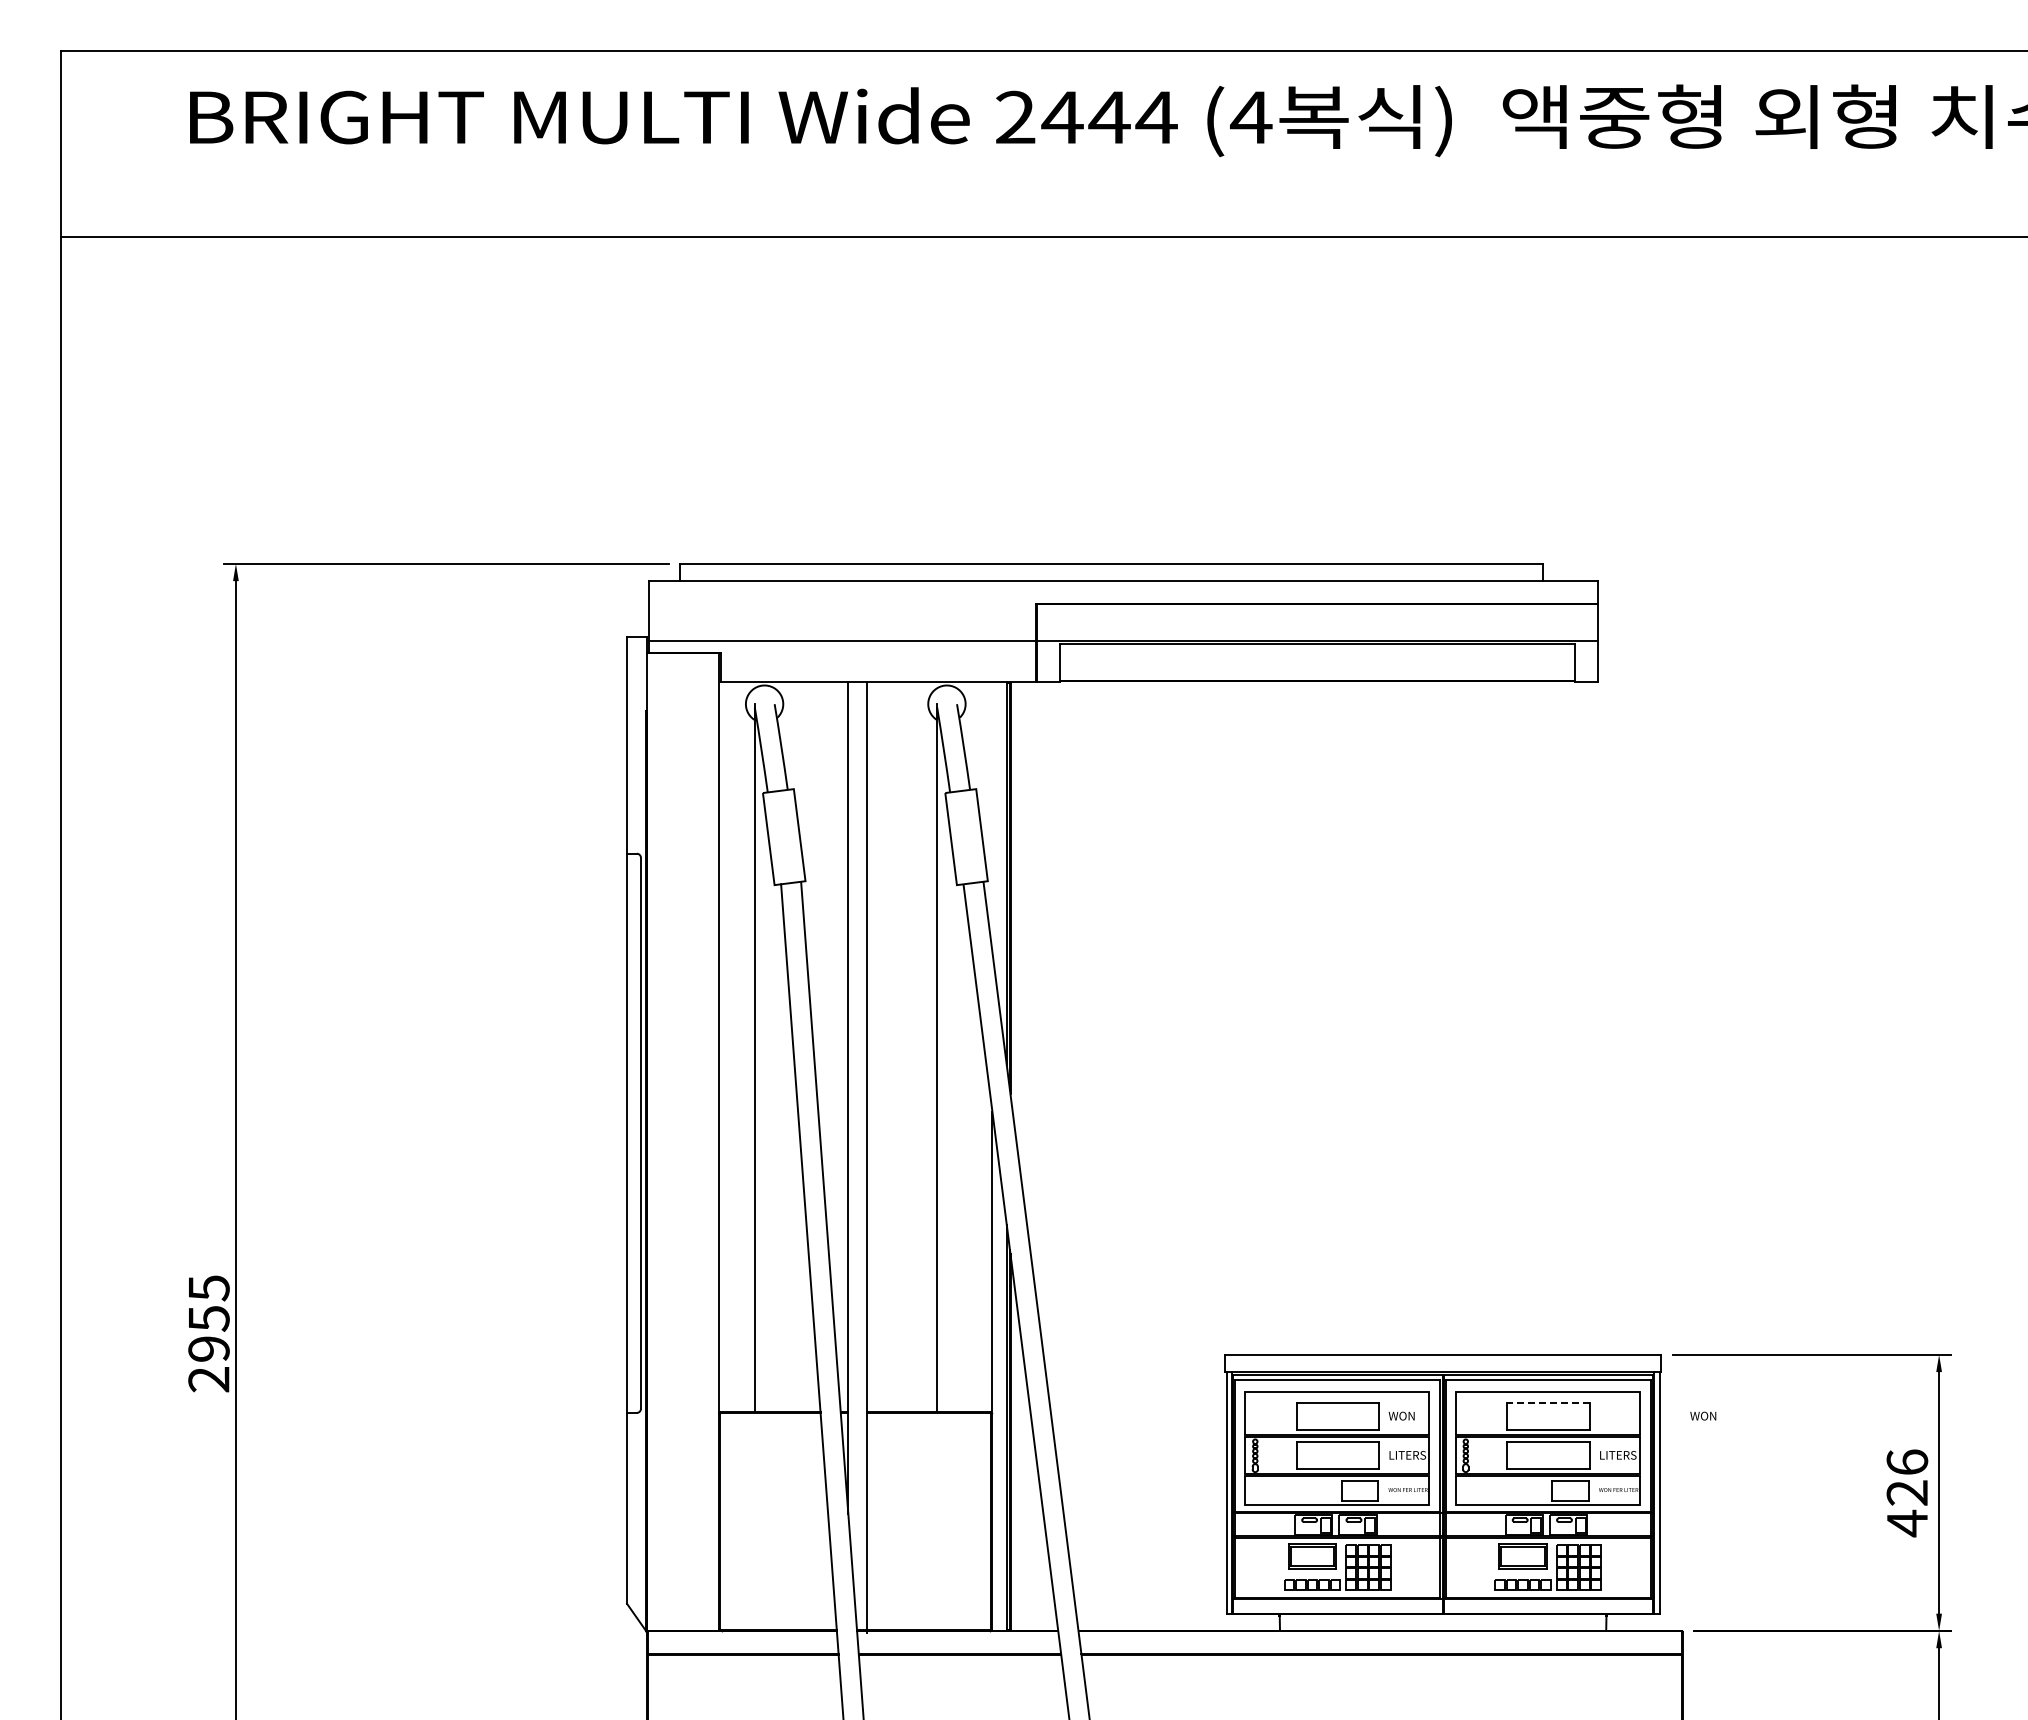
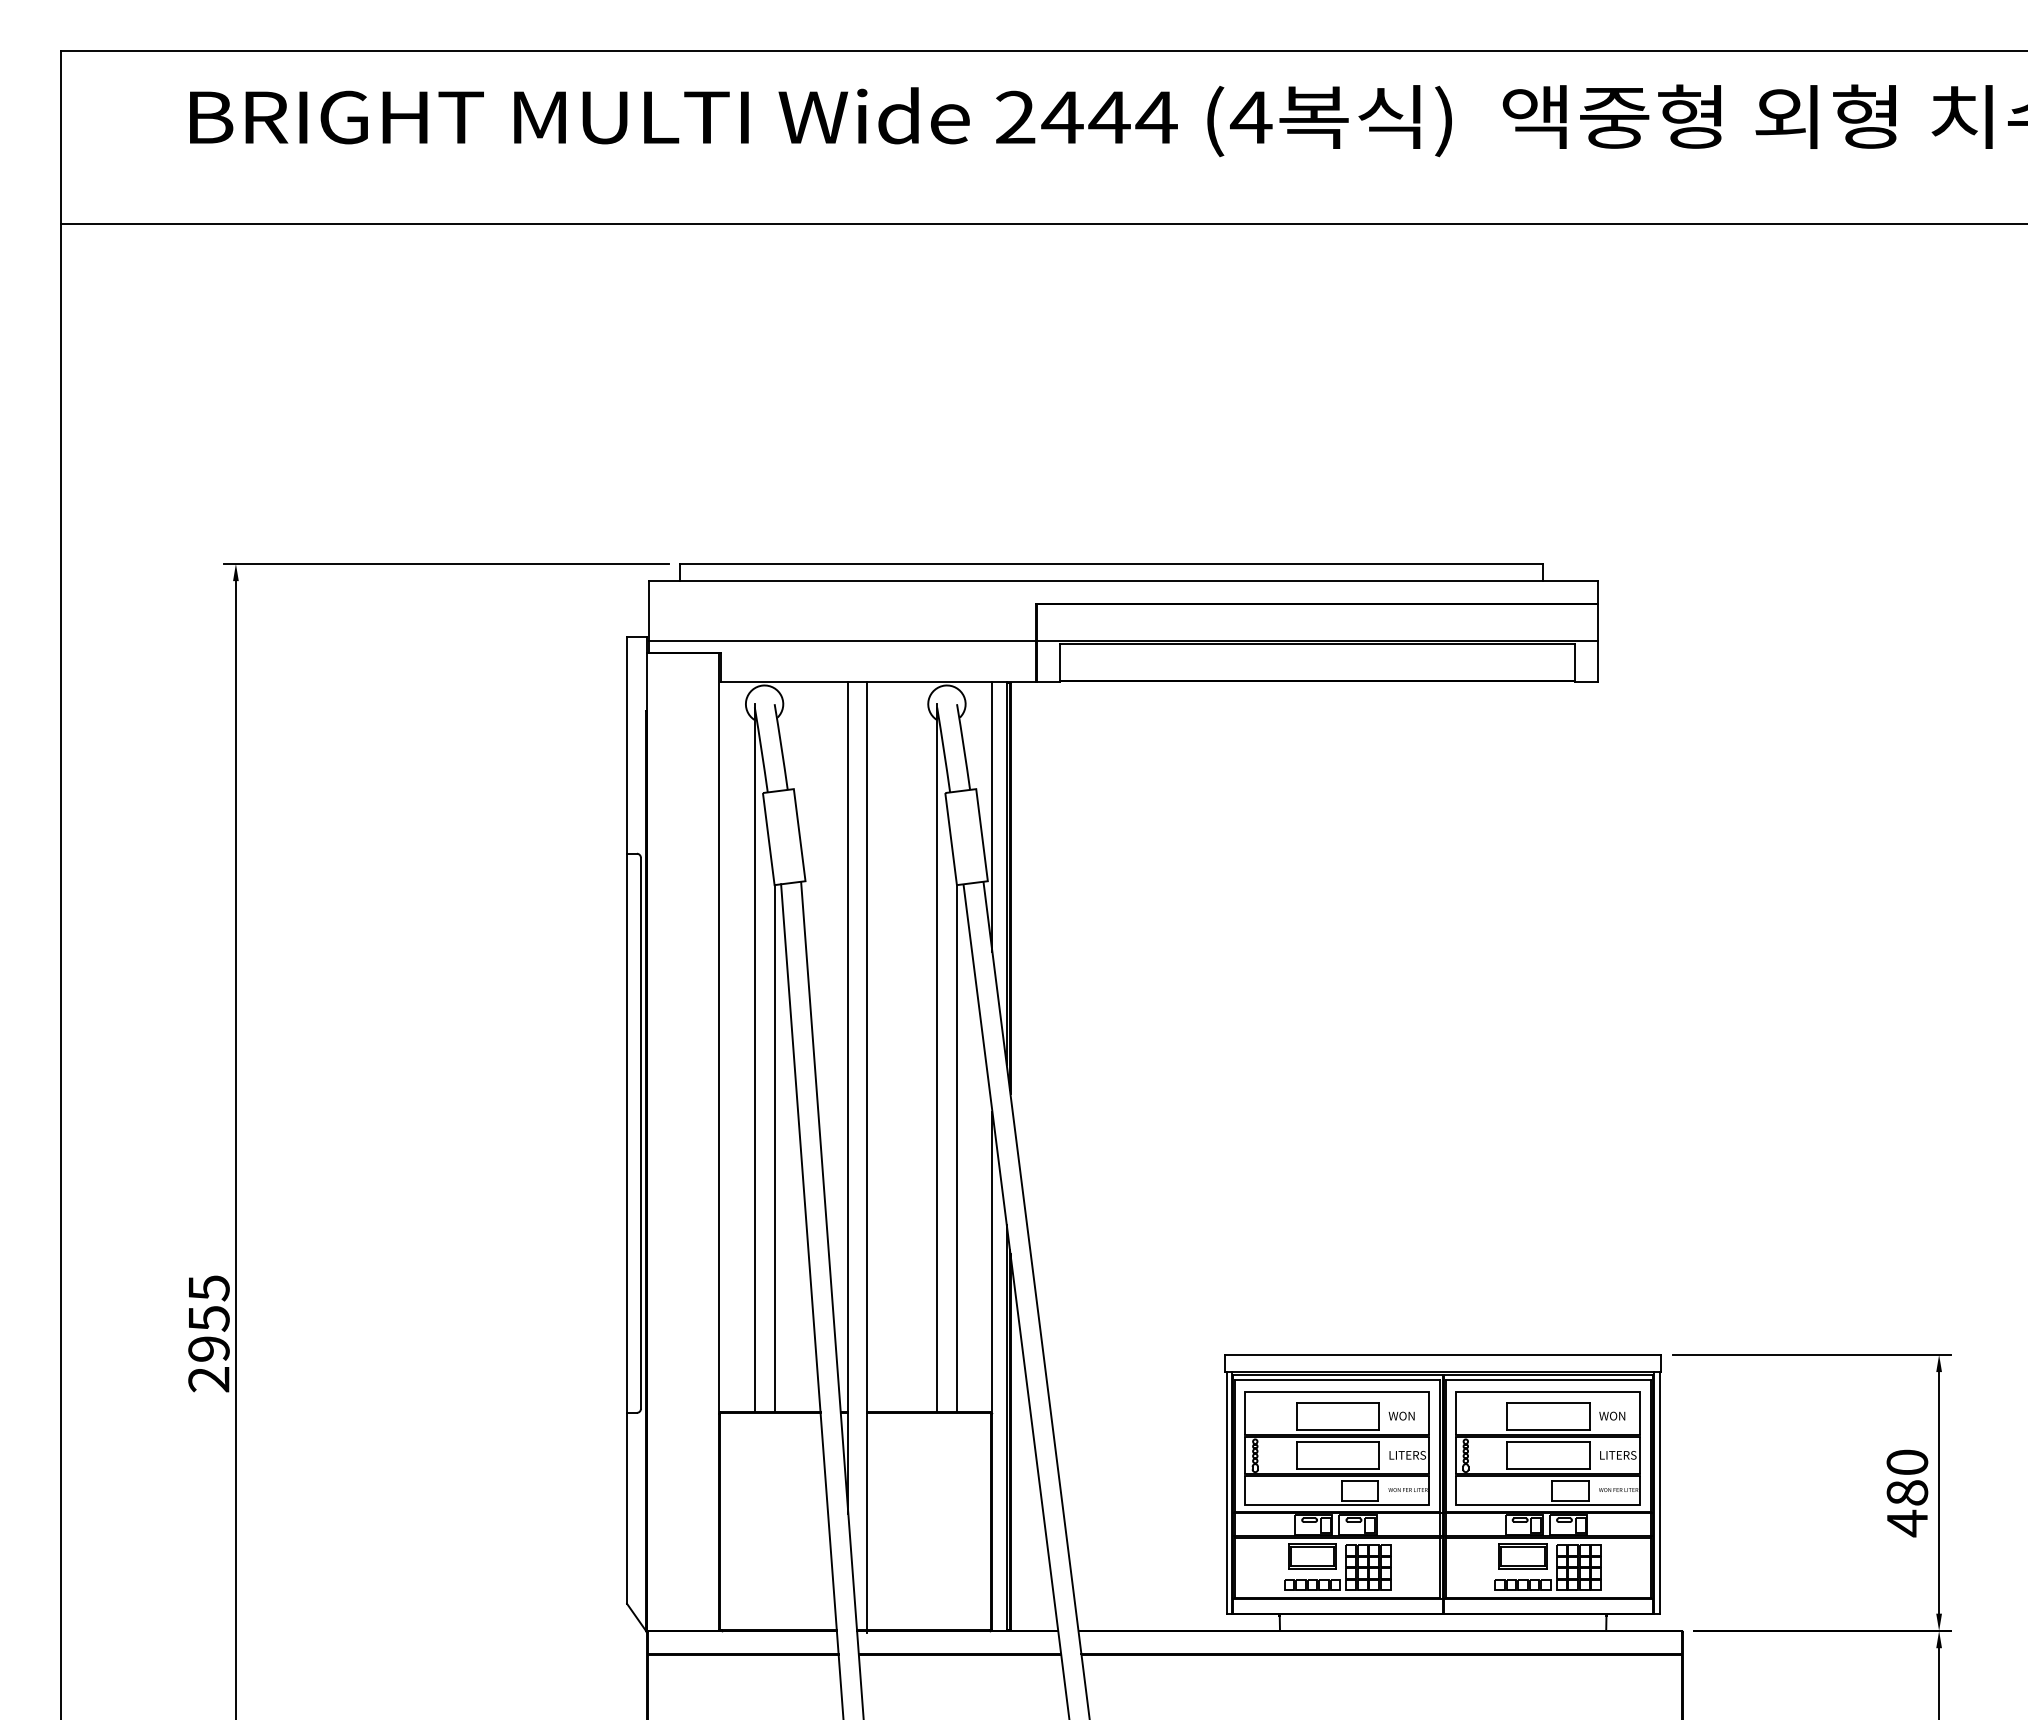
line position: (1042, 237) -> (1042, 224) (1042, 224)
line: none -> present (992, 816)
line: none -> present (774, 1148)
line: none -> present (957, 1148)
line: dashed -> solid (1547, 1403)
text position: (1703, 1415) -> (1612, 1415) (1612, 1415)
text: 426 -> 480 (1907, 1477)
